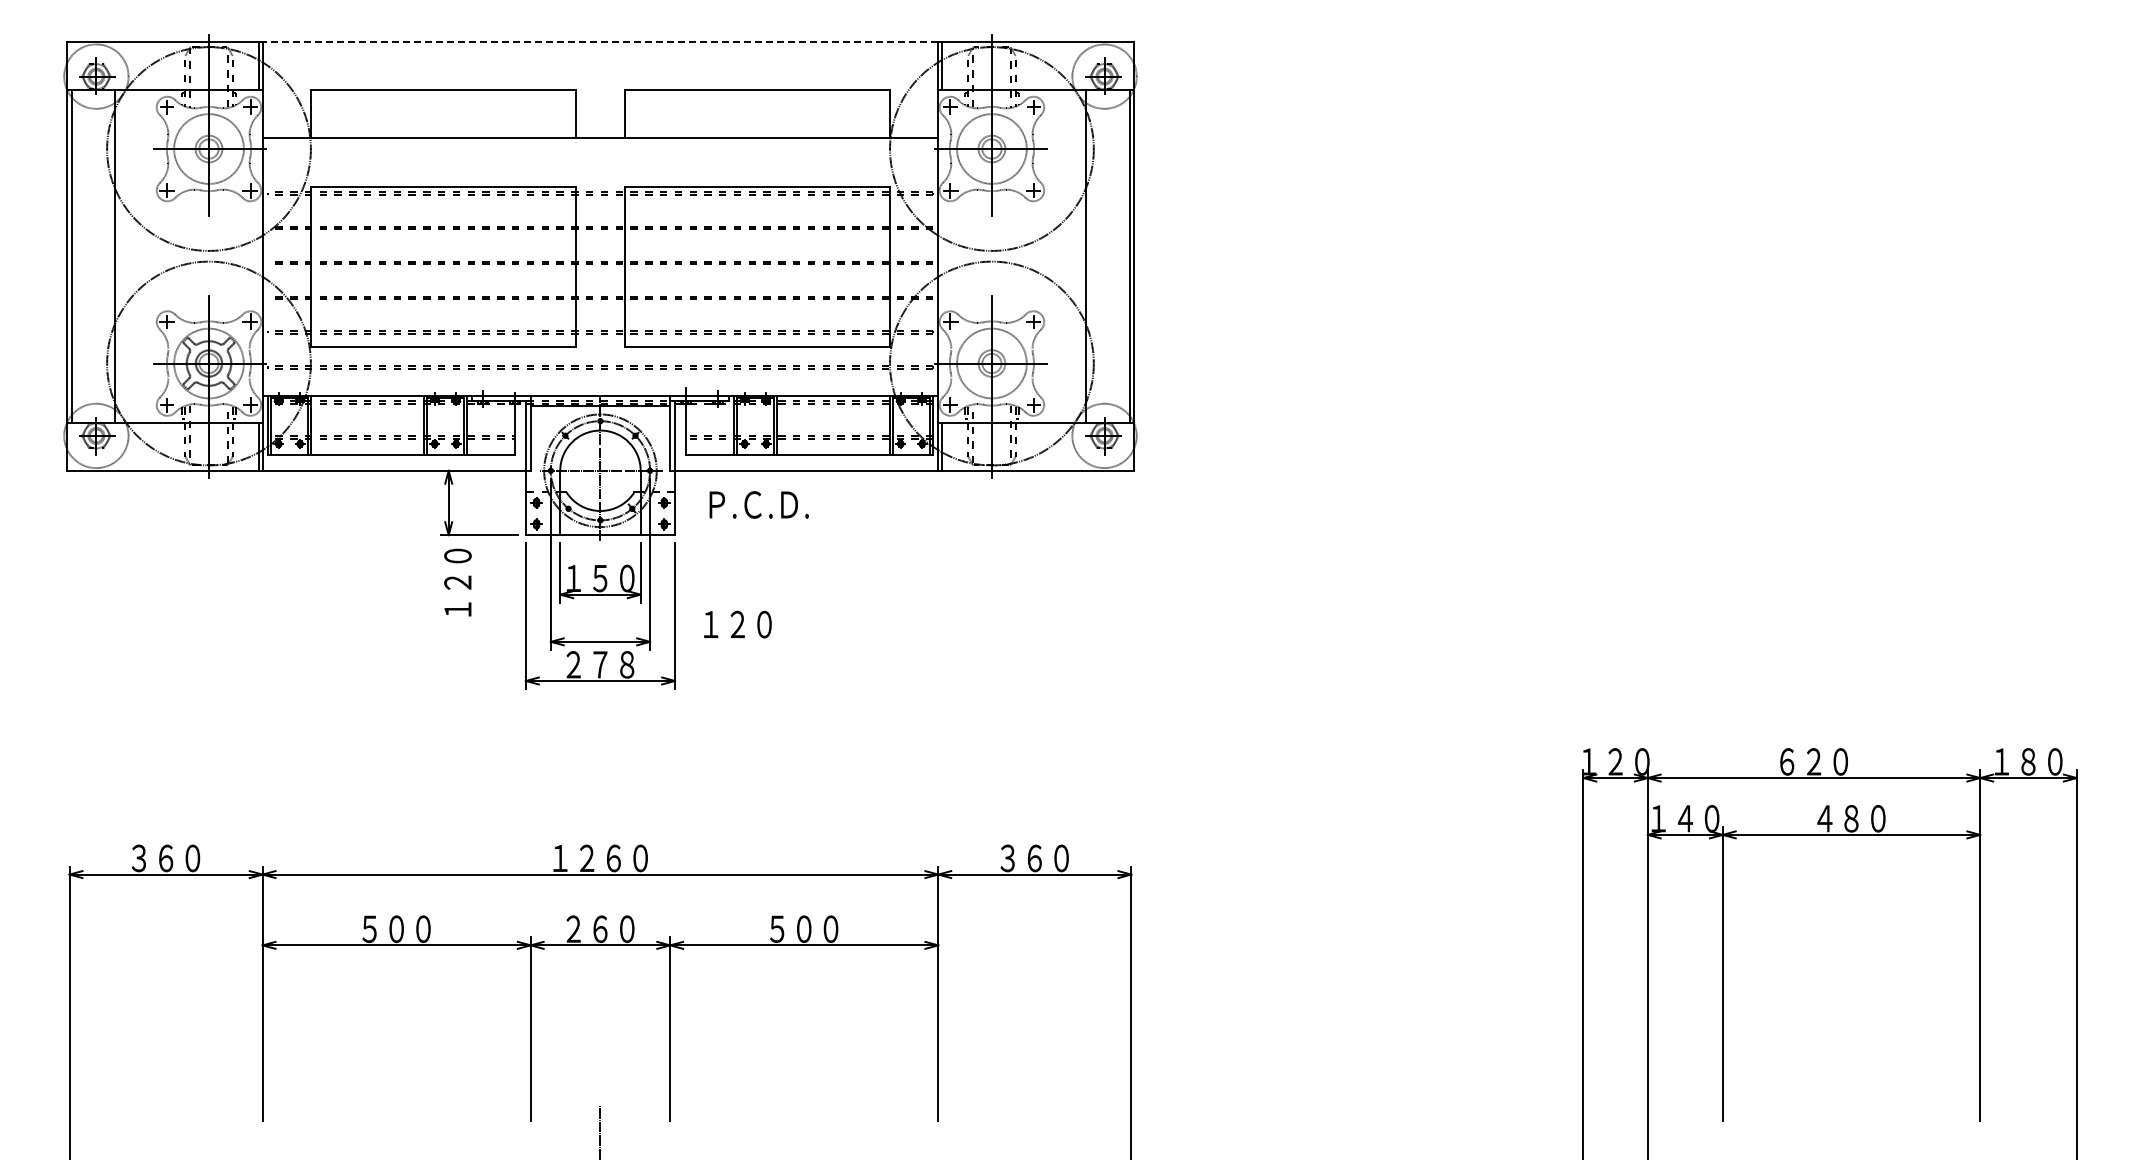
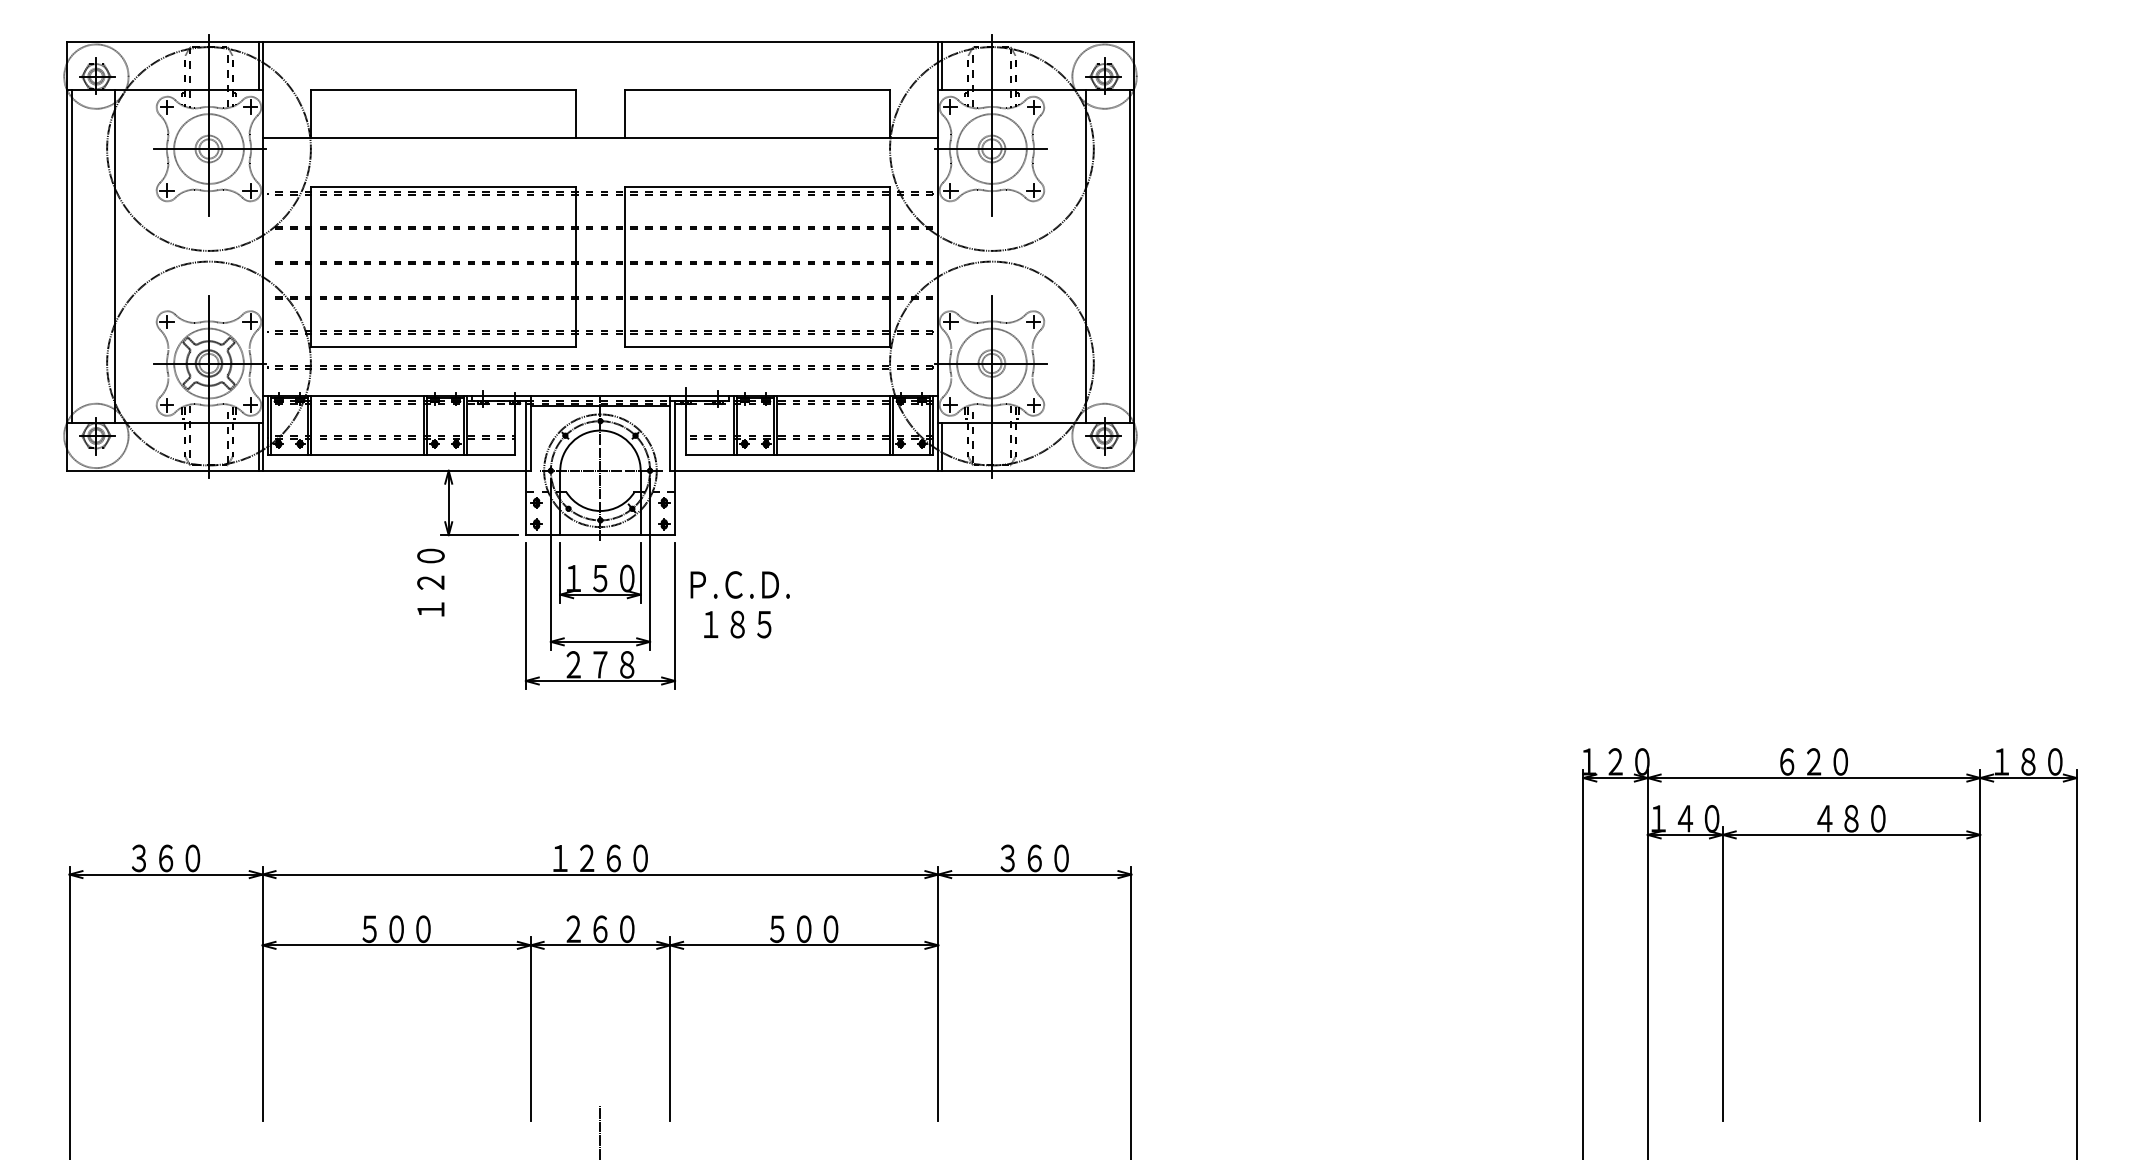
line: dashed -> solid (600, 41)
text position: (758, 504) -> (739, 584) (739, 584)
text position: (457, 582) -> (430, 582) (430, 582)
text: １２０ -> １８５ (750, 624)
